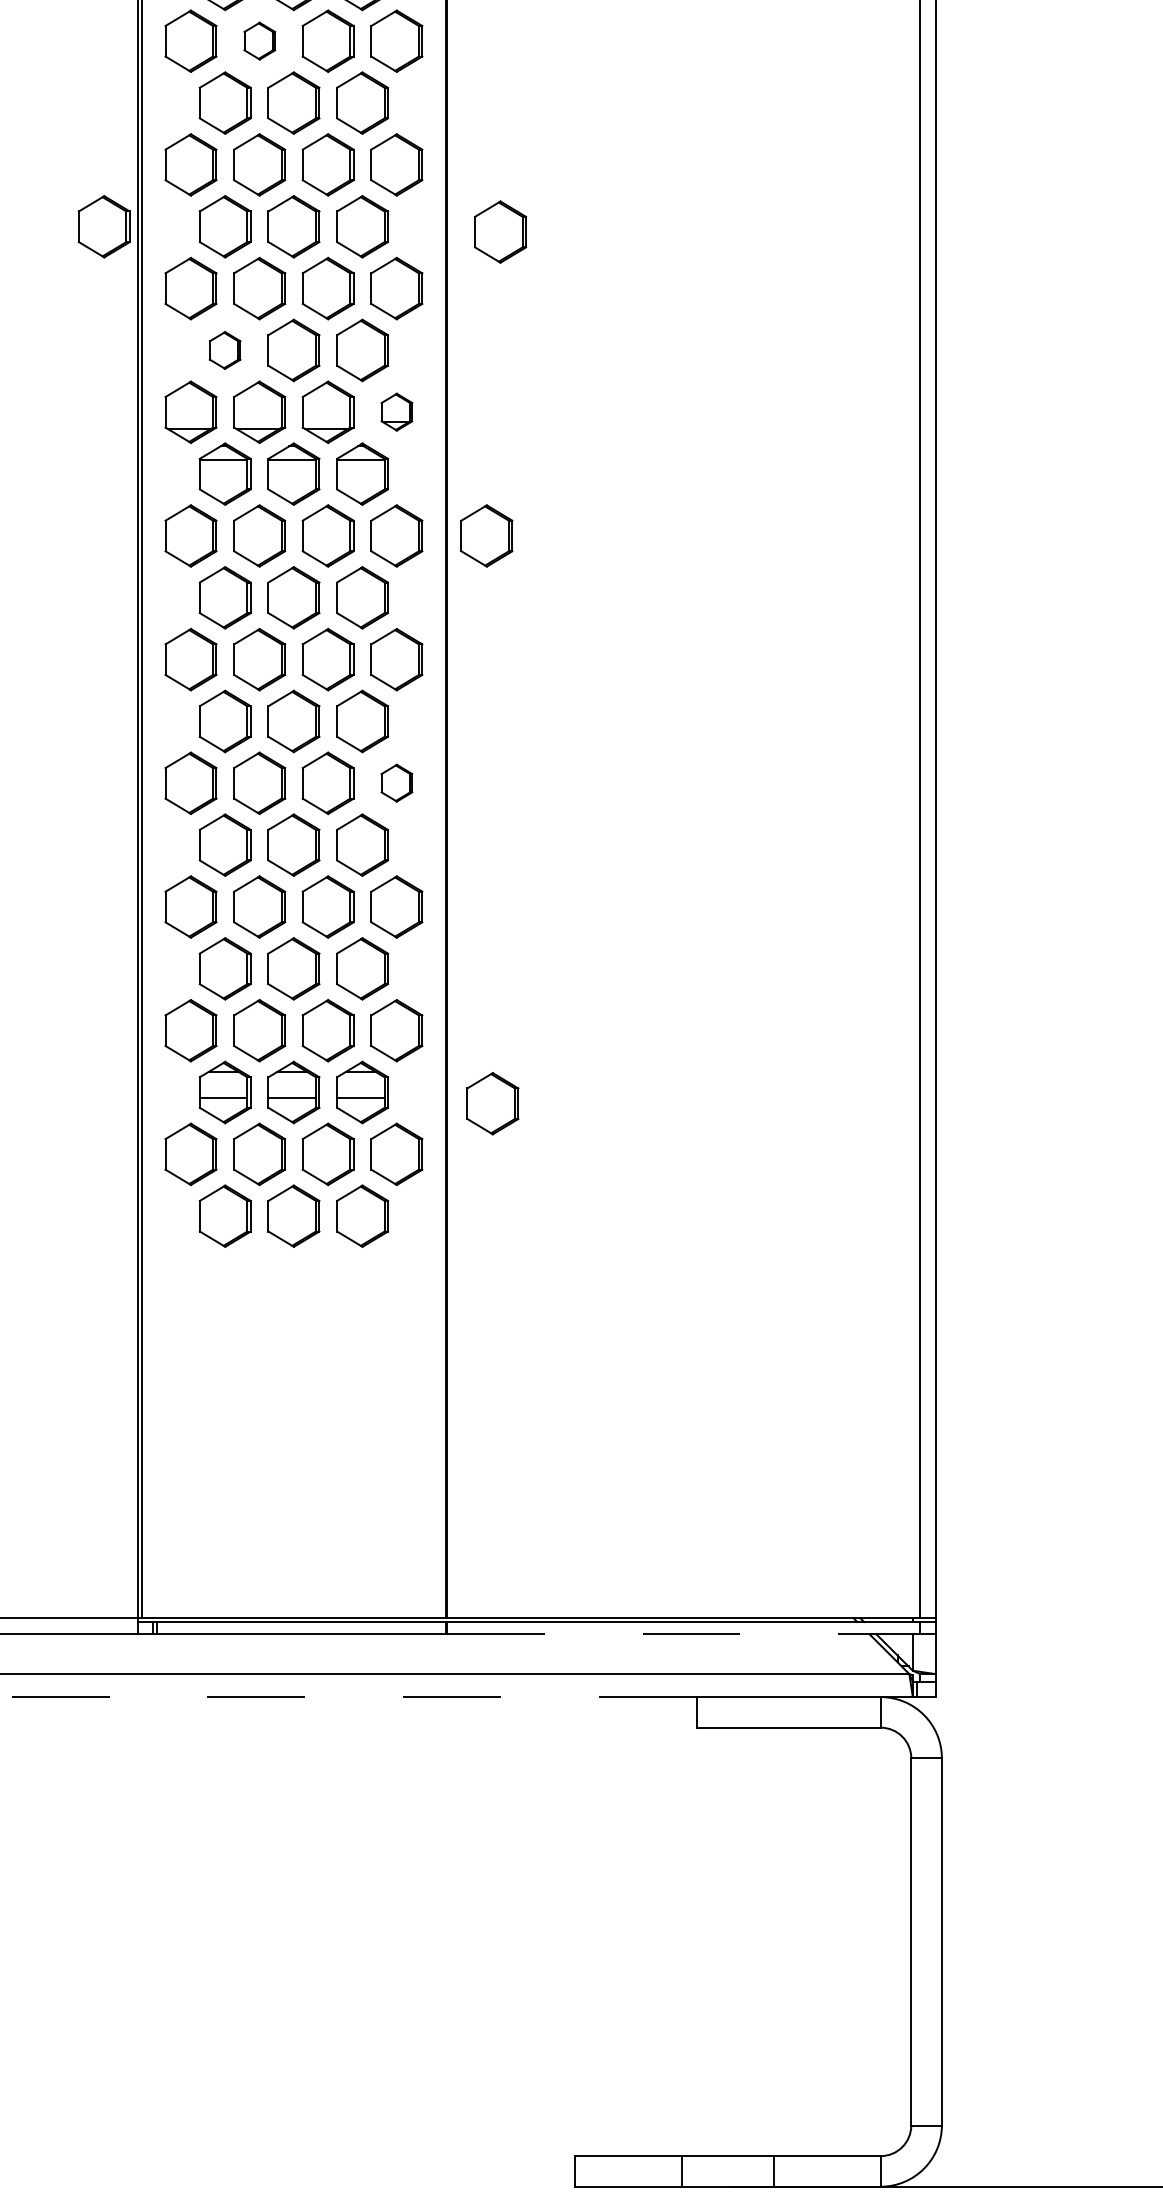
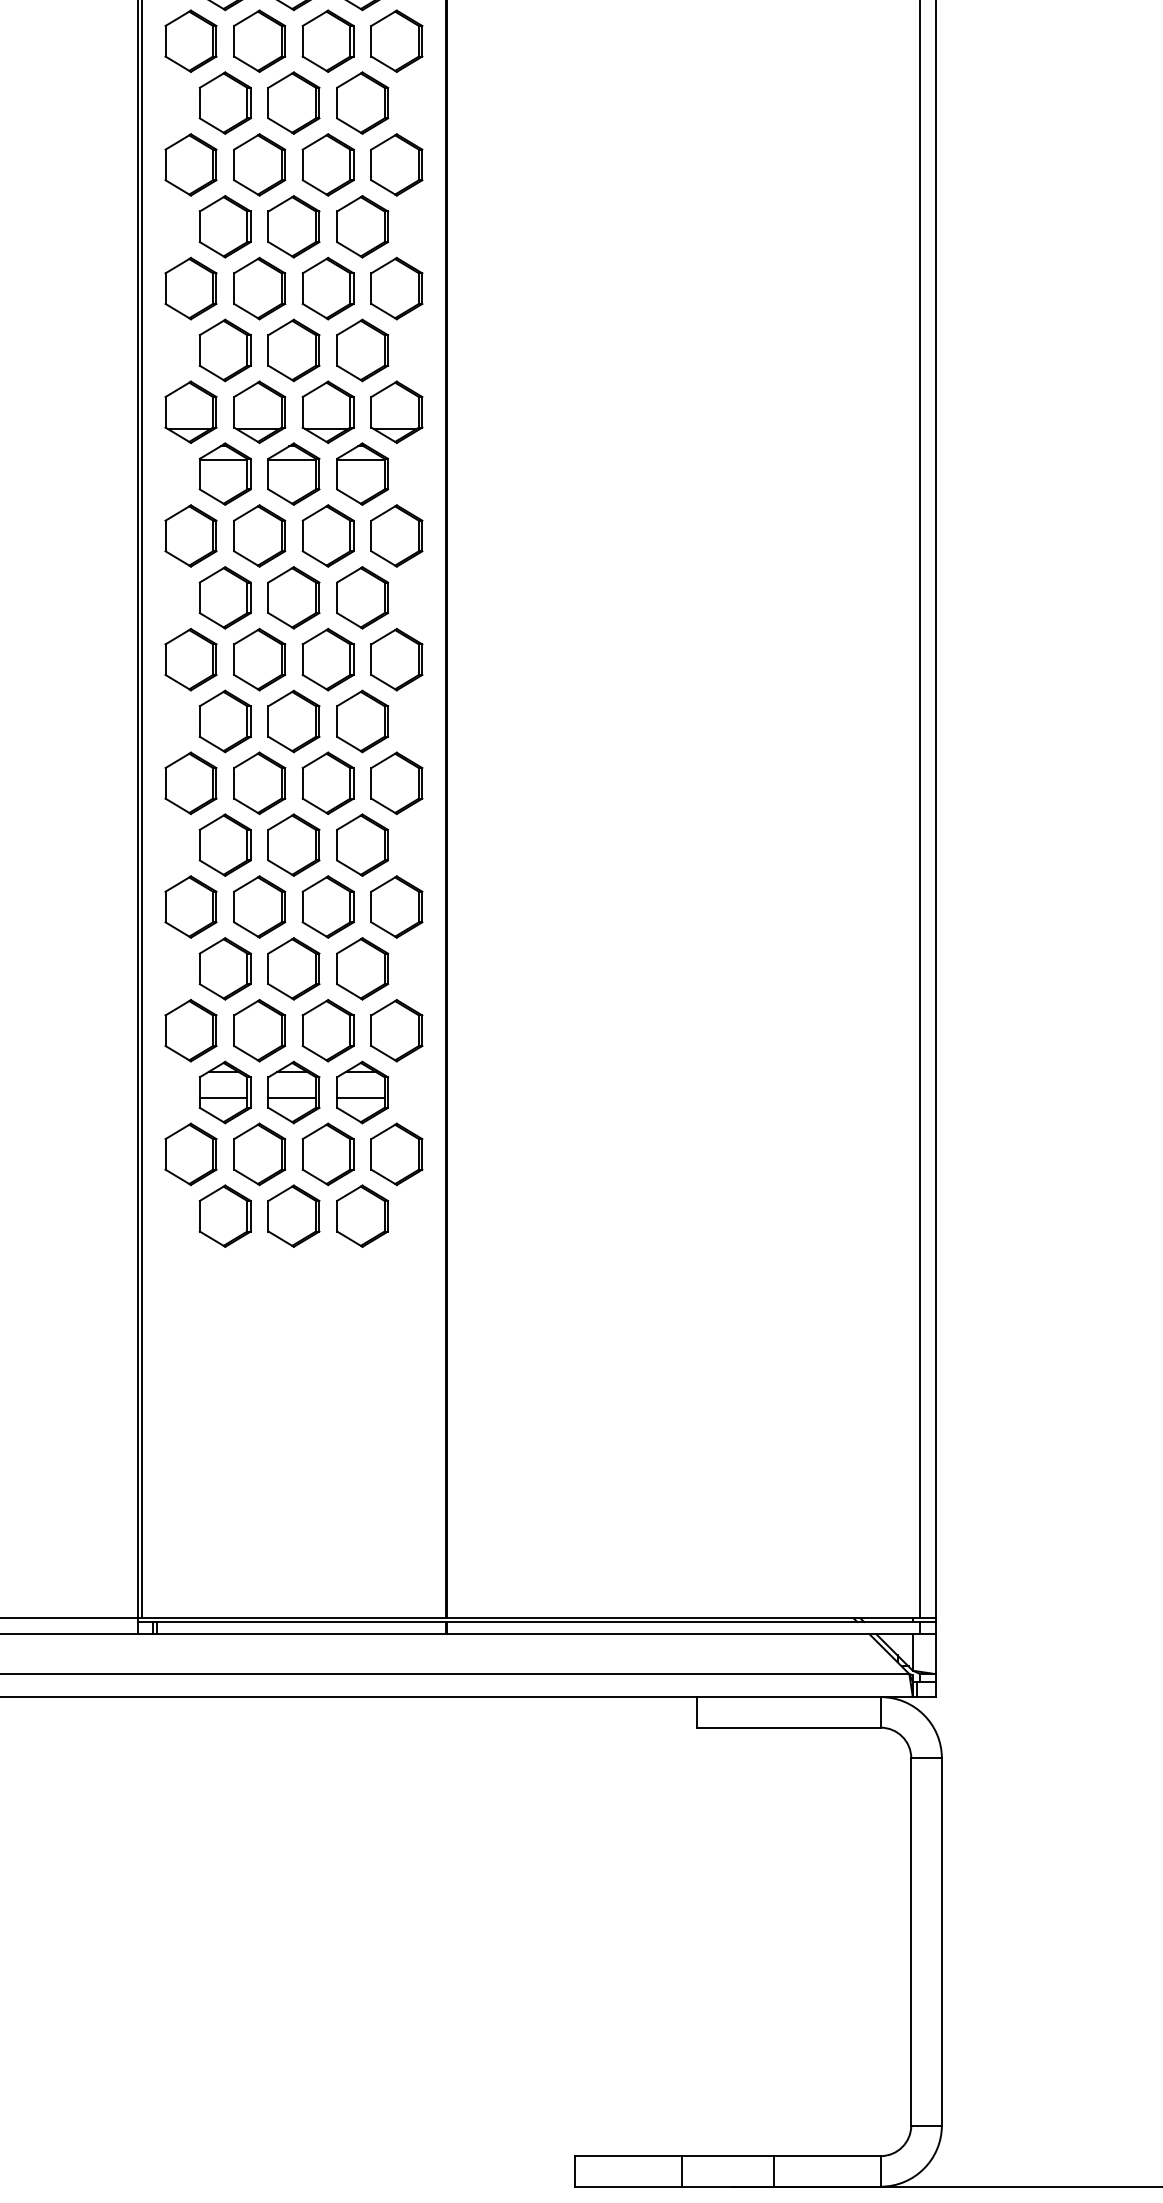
part size: 34x40 px -> 54x64 px (259, 40)
part: present -> none (103, 226)
part: present -> none (500, 231)
part size: 34x39 px -> 54x65 px (224, 350)
part size: 34x40 px -> 54x64 px (396, 411)
part: present -> none (486, 535)
part size: 34x40 px -> 54x64 px (396, 782)
part: present -> none (492, 1103)
line: dashed -> solid (683, 1634)
line: dashed -> solid (348, 1697)
